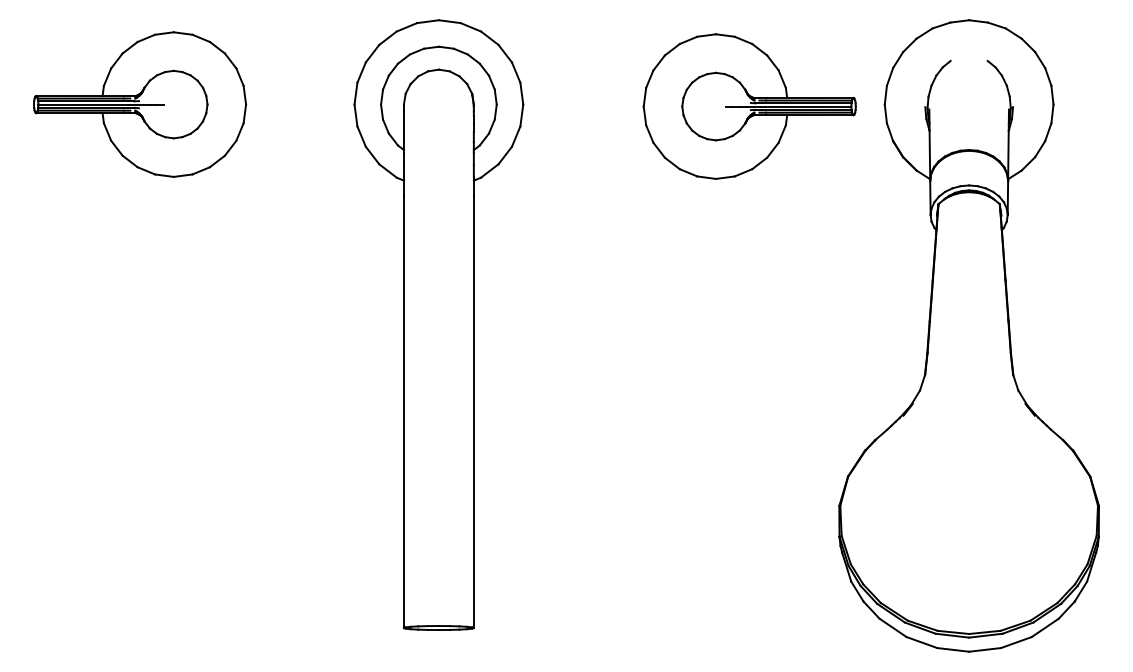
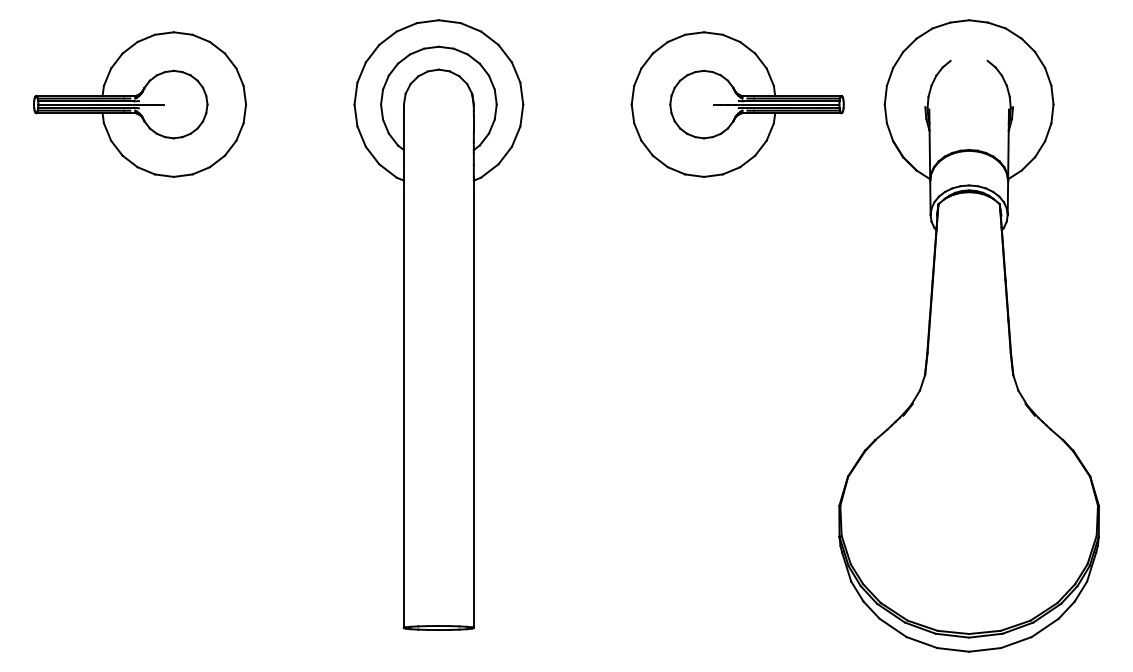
part position: (749, 106) -> (737, 104) (737, 104)
